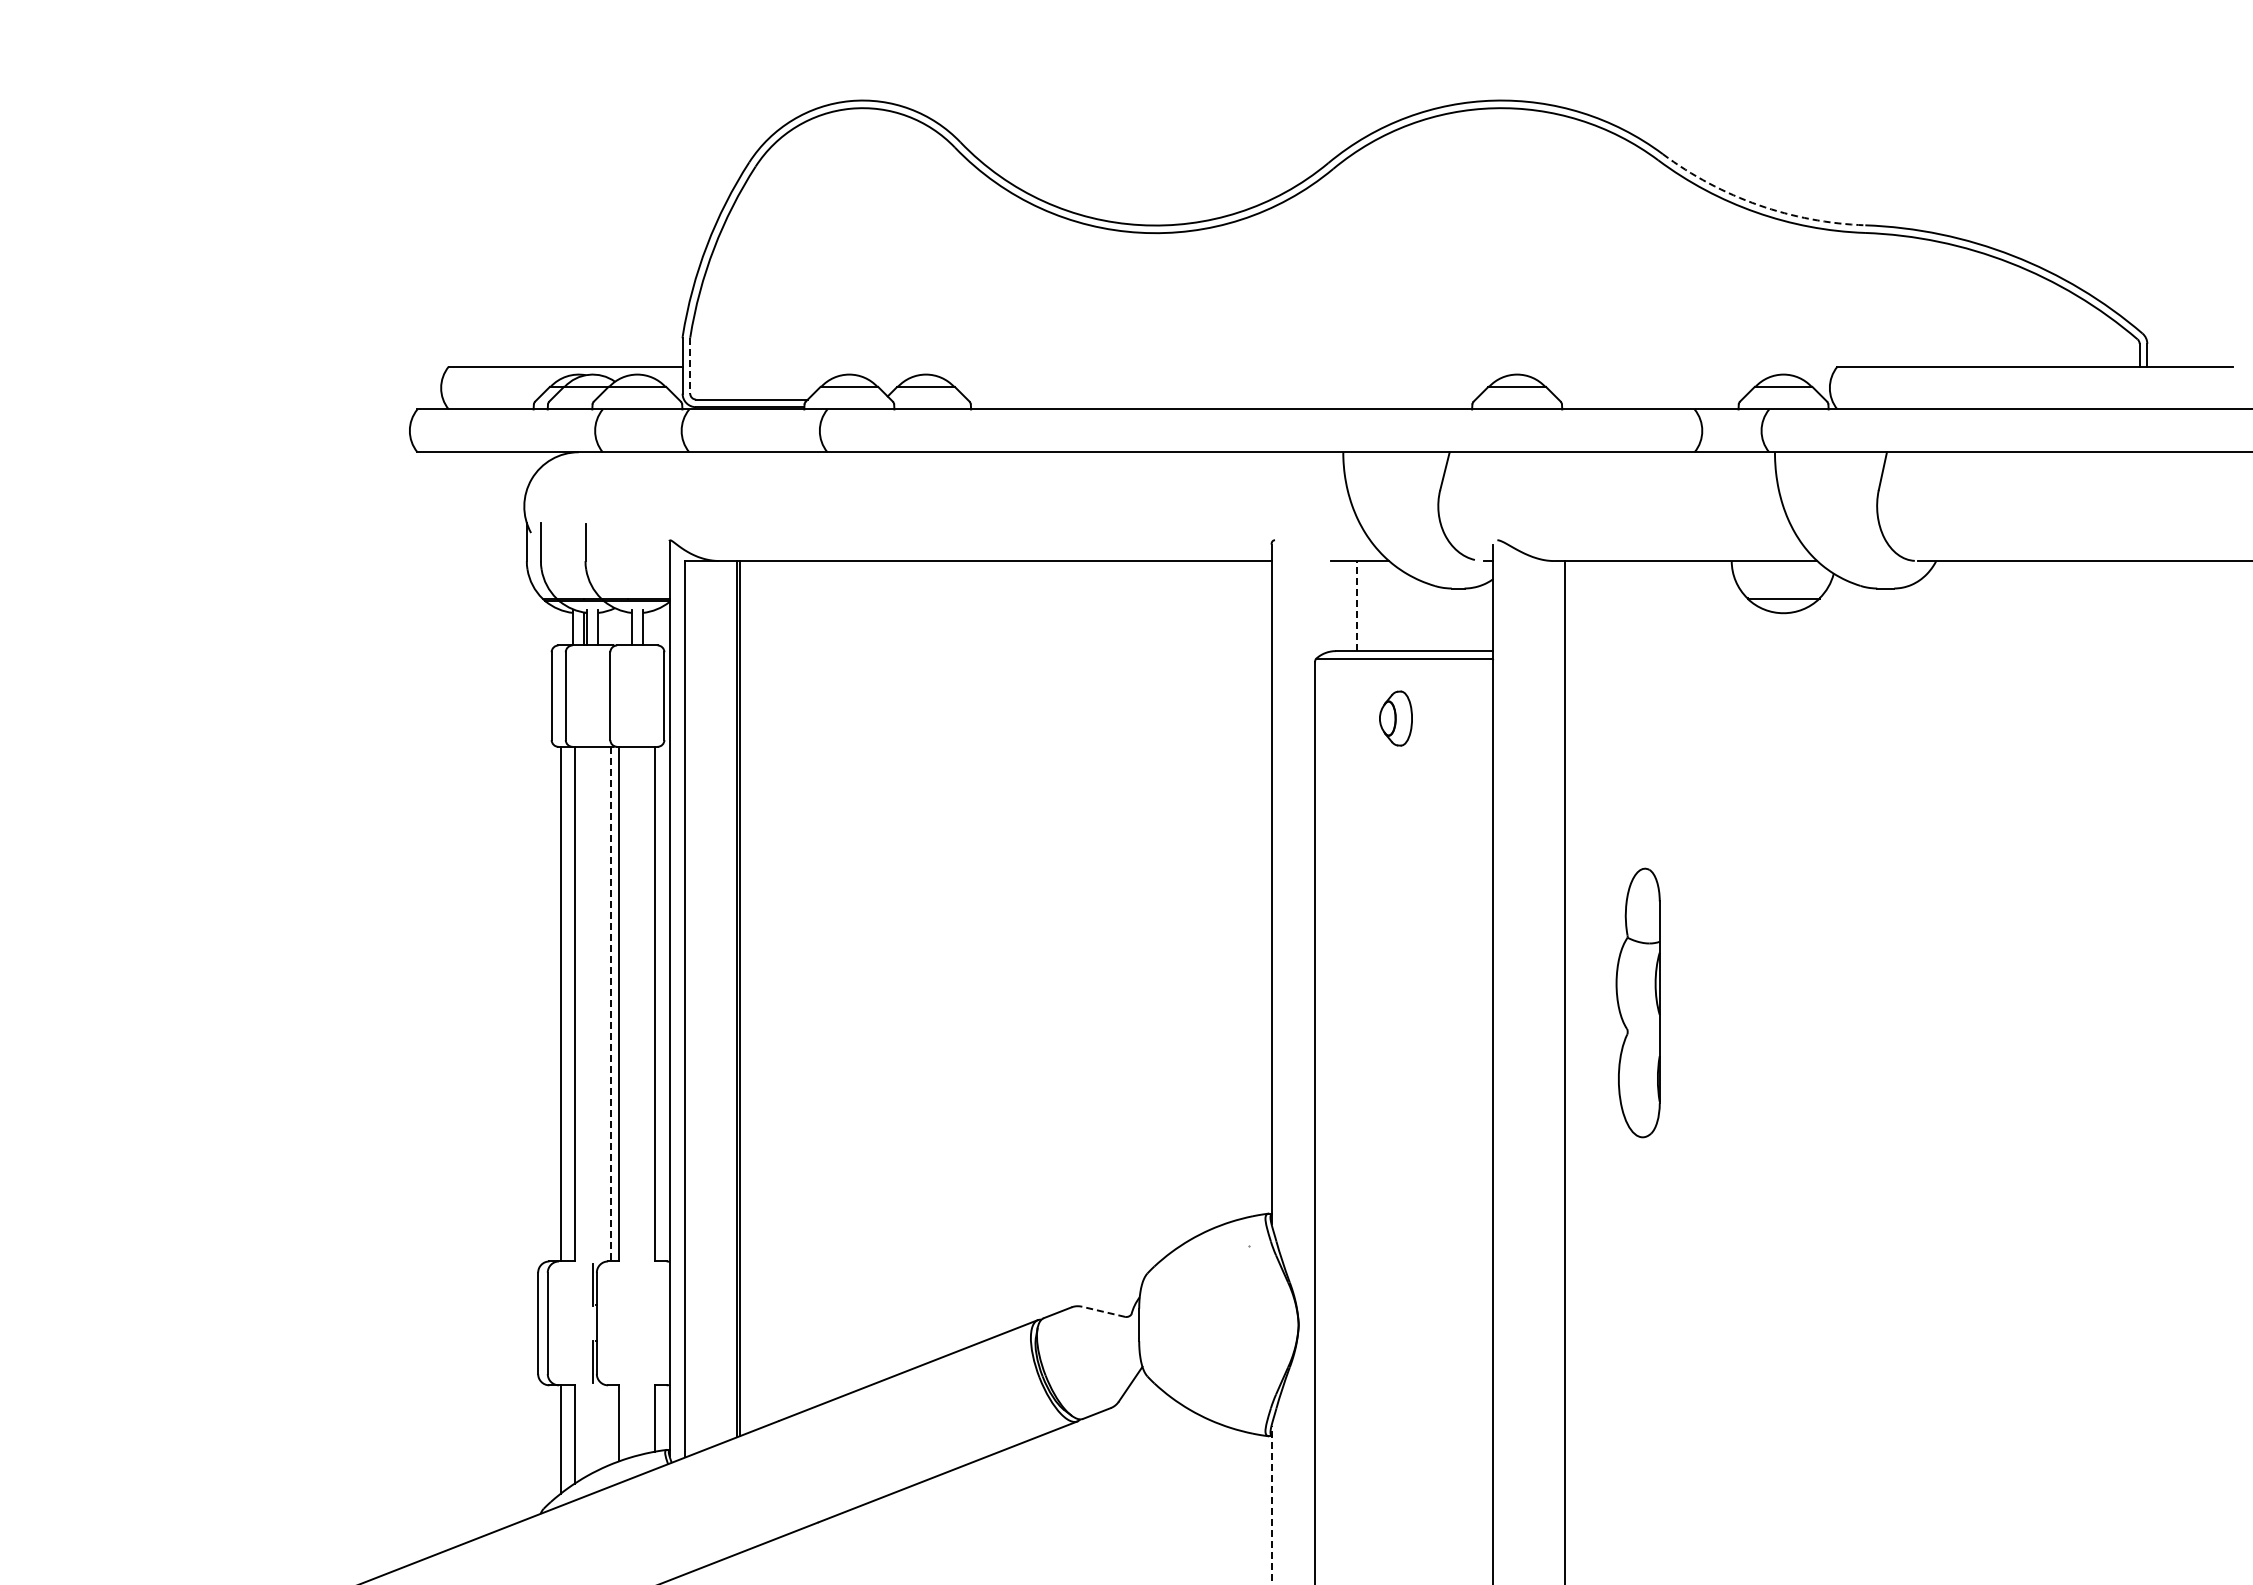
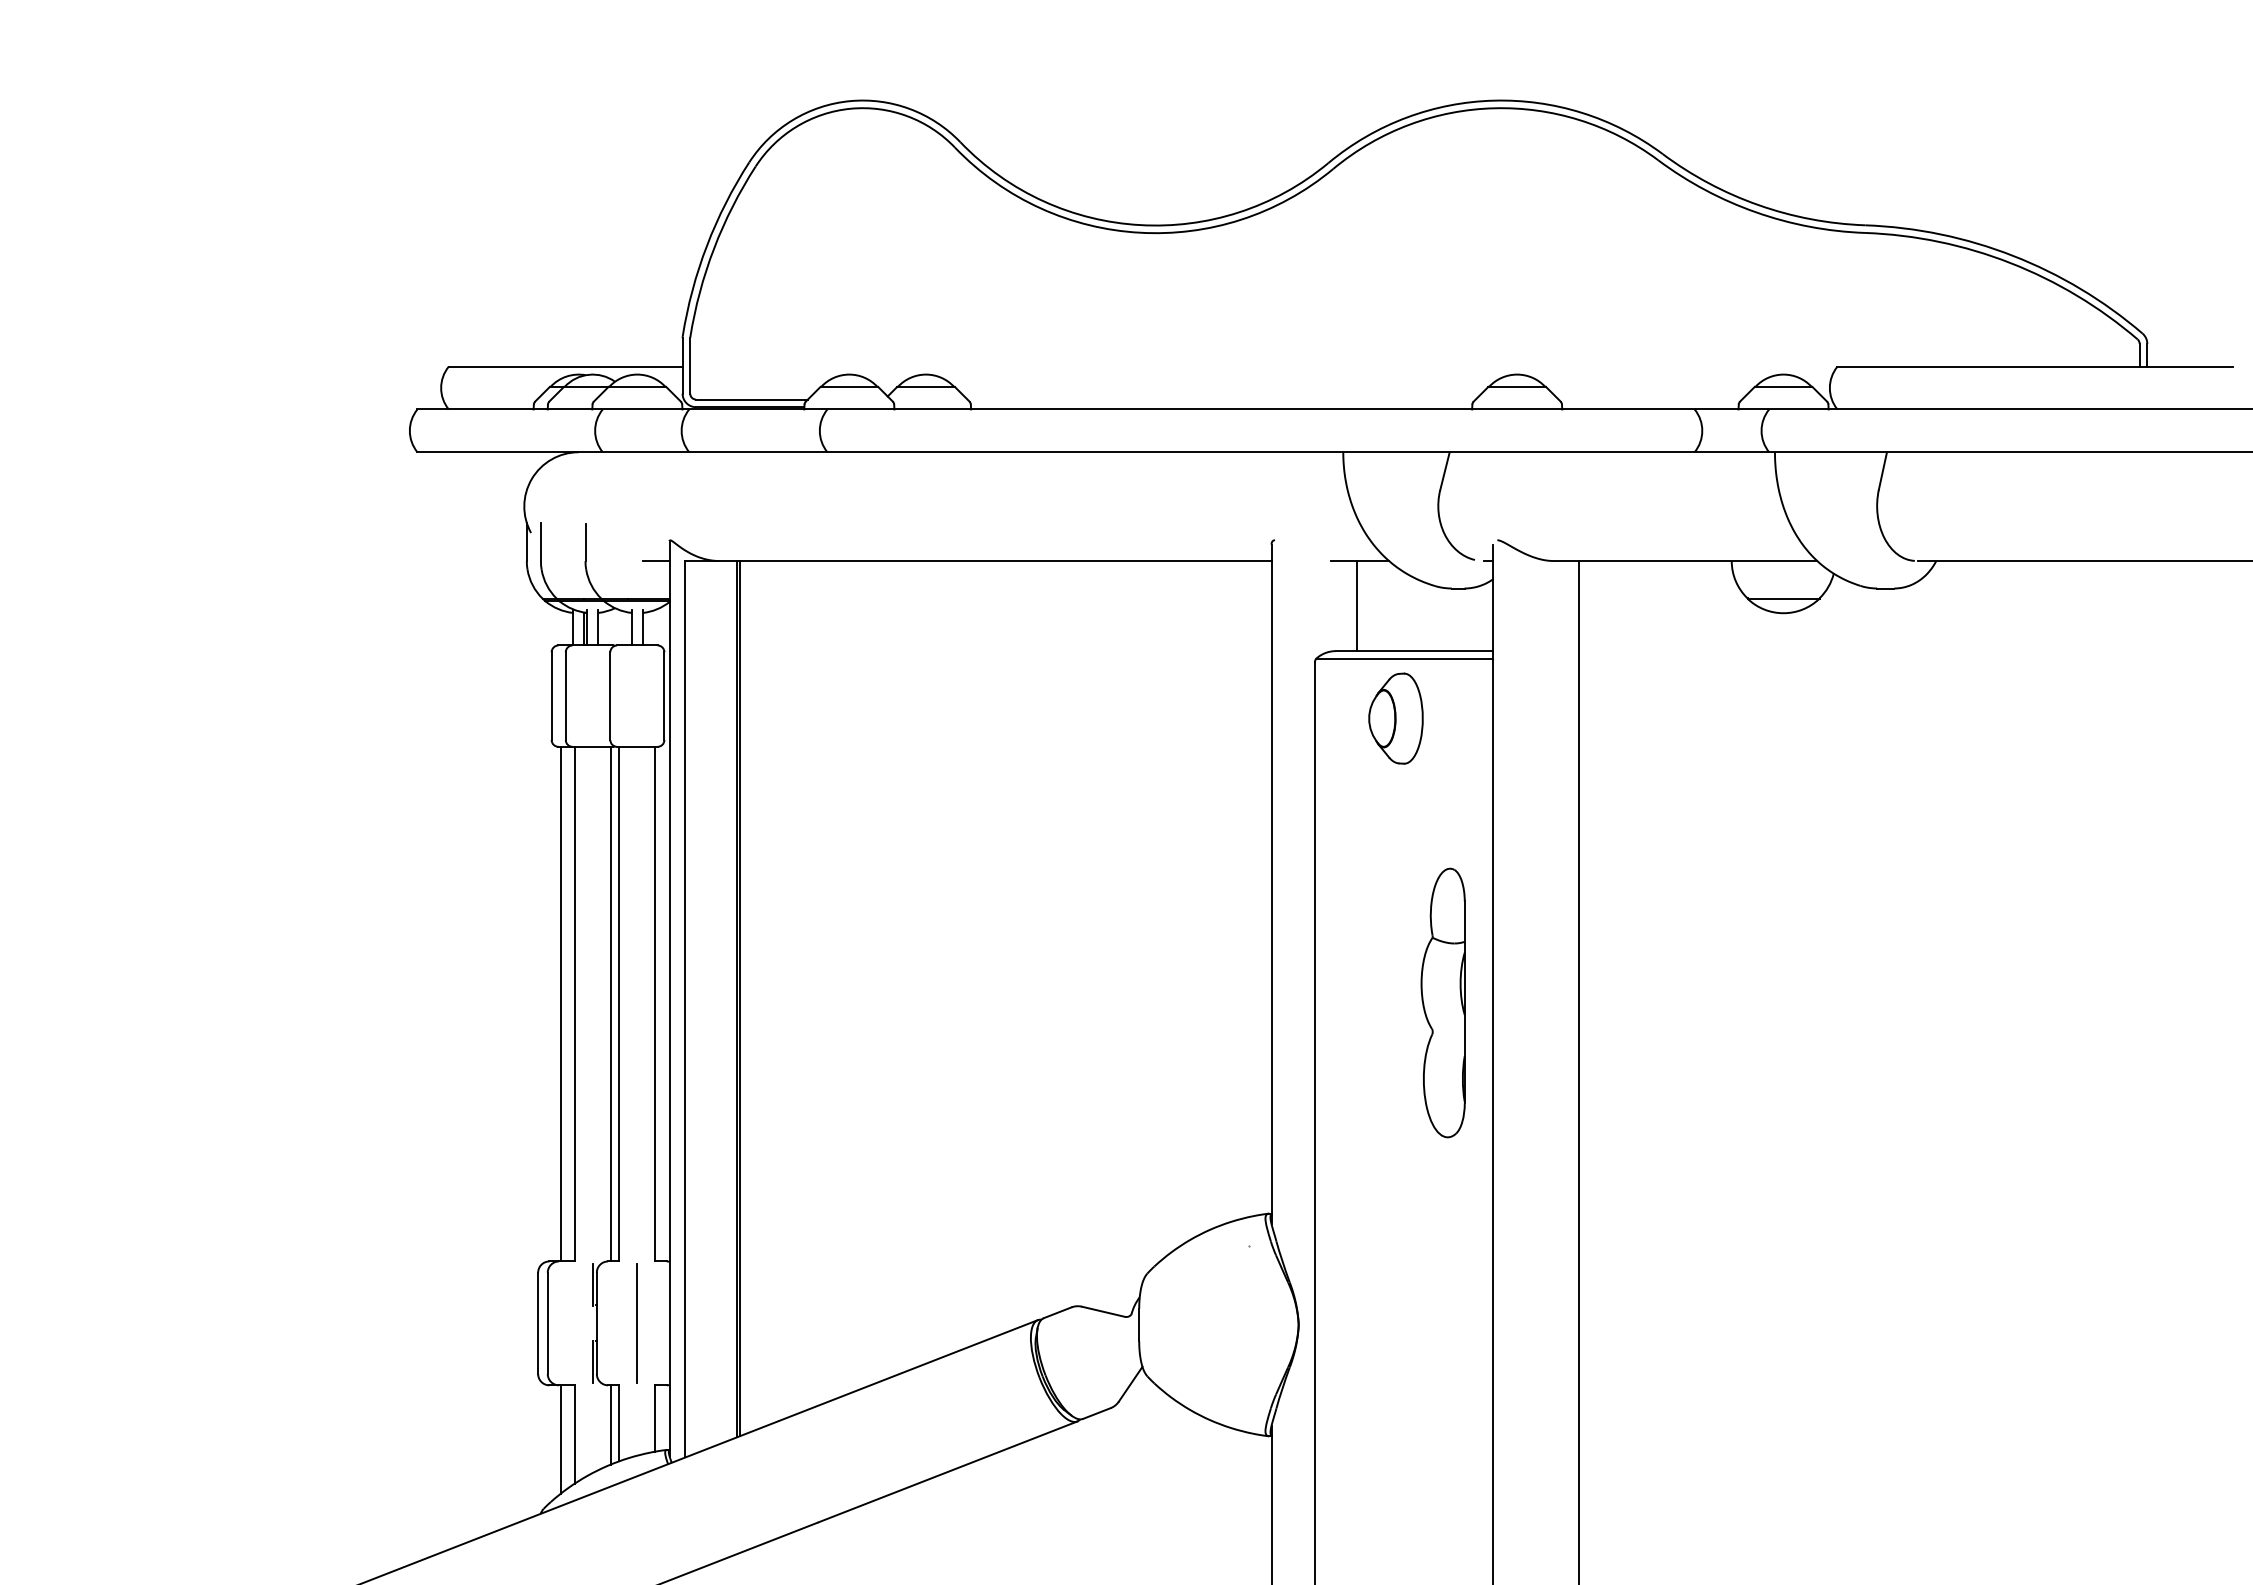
arc: dashed -> solid (1758, 205)
line: dashed -> solid (690, 365)
line: none -> present (656, 561)
line: dashed -> solid (1357, 605)
part size: 34x57 px -> 56x93 px (1395, 718)
part position: (1637, 1002) -> (1442, 1002) (1442, 1002)
line: dashed -> solid (610, 1004)
line position: (1564, 1071) -> (1578, 1071) (1578, 1071)
line: dashed -> solid (1103, 1311)
line: none -> present (636, 1323)
line: none -> present (610, 1424)
line: dashed -> solid (1271, 1504)
